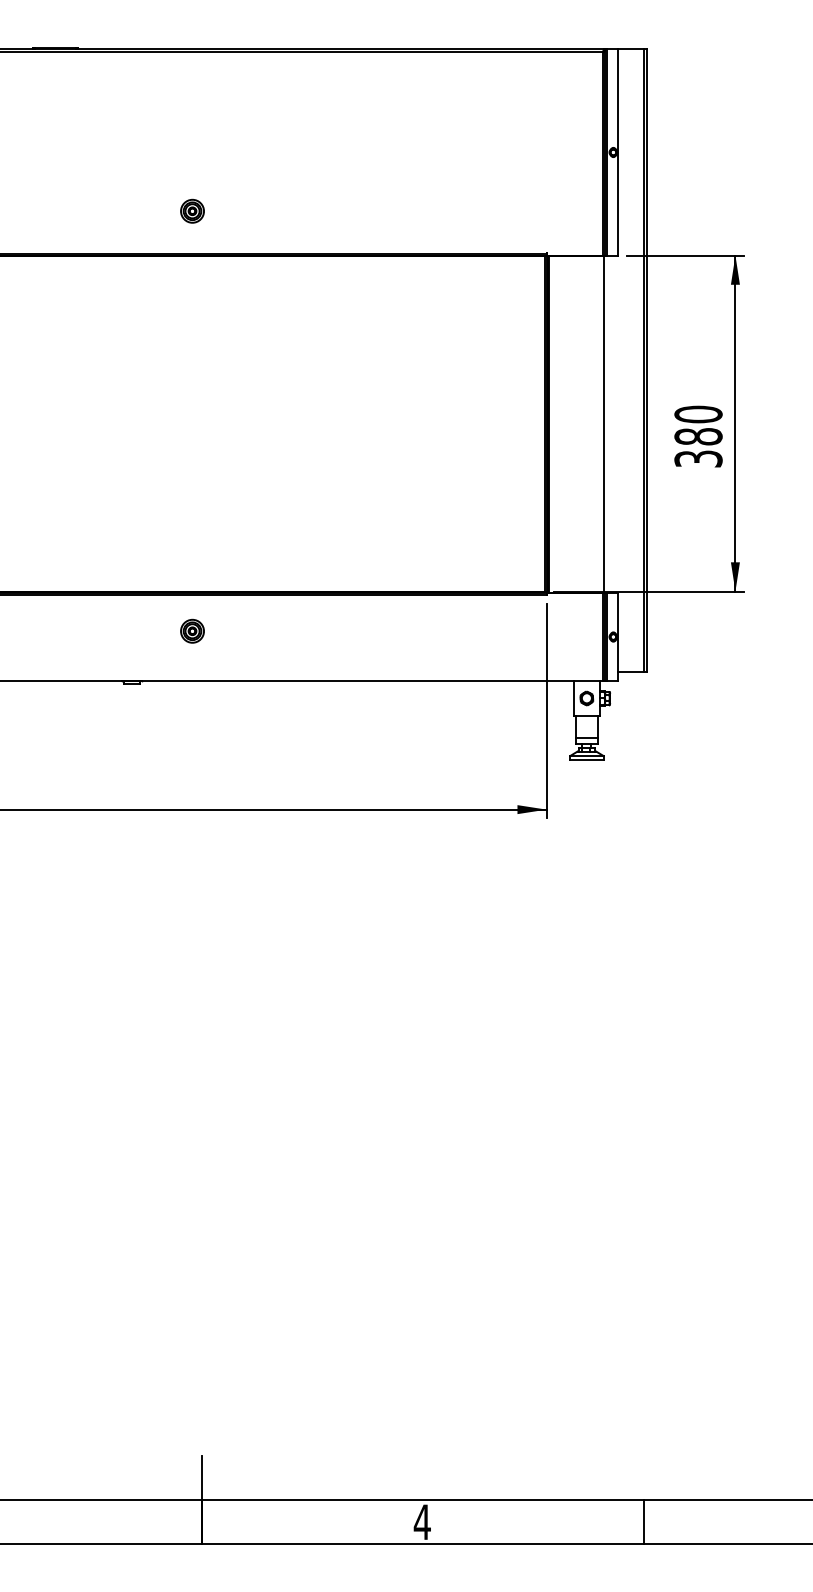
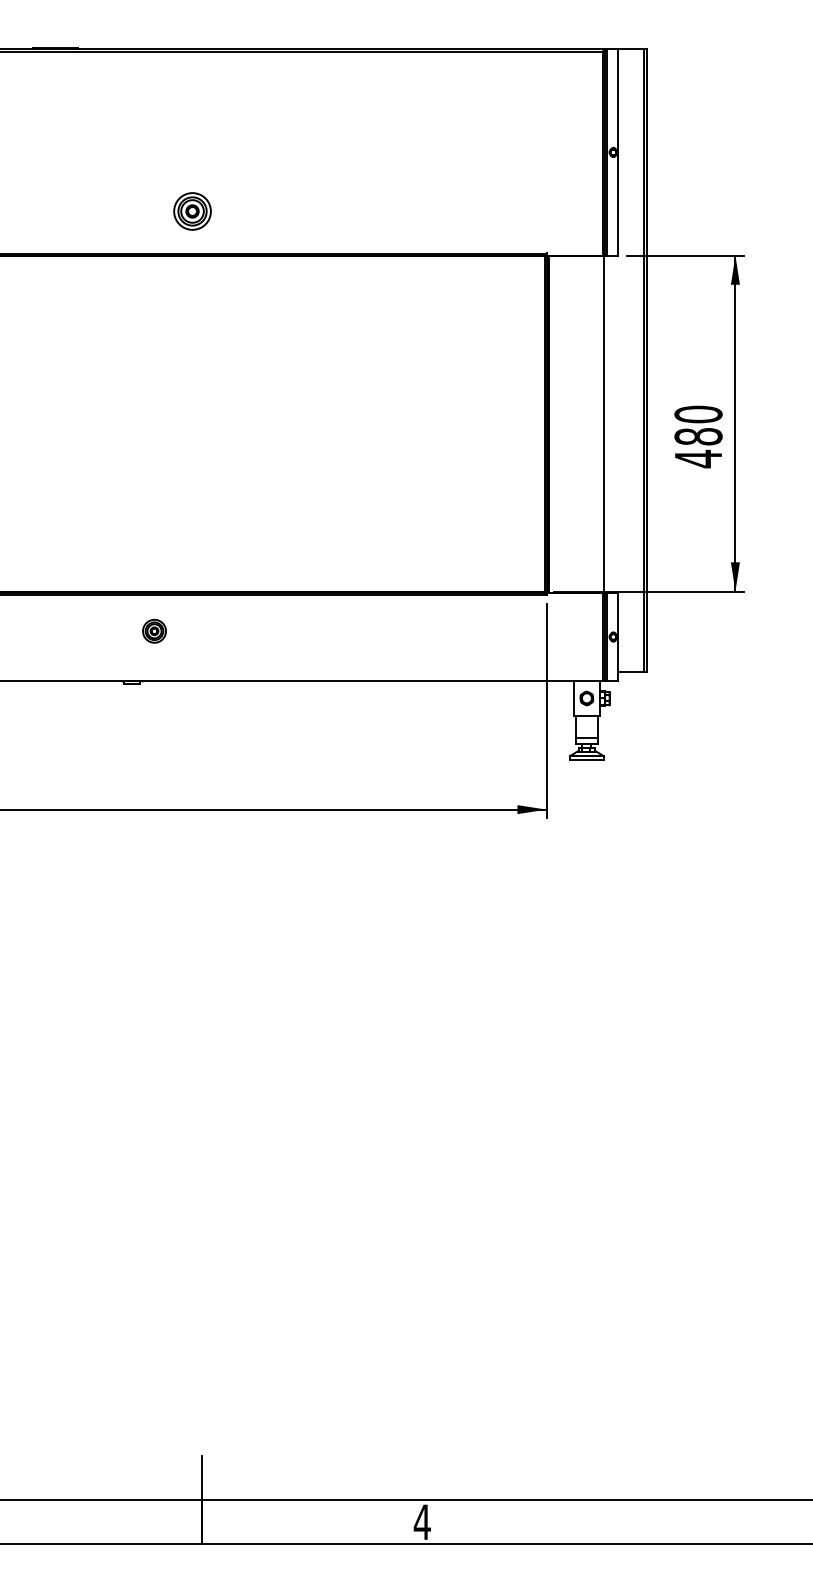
part size: 25x26 px -> 39x39 px (192, 211)
text: 380 -> 480 (698, 458)
part position: (192, 630) -> (154, 630) (154, 630)
line: present -> none (643, 1522)
